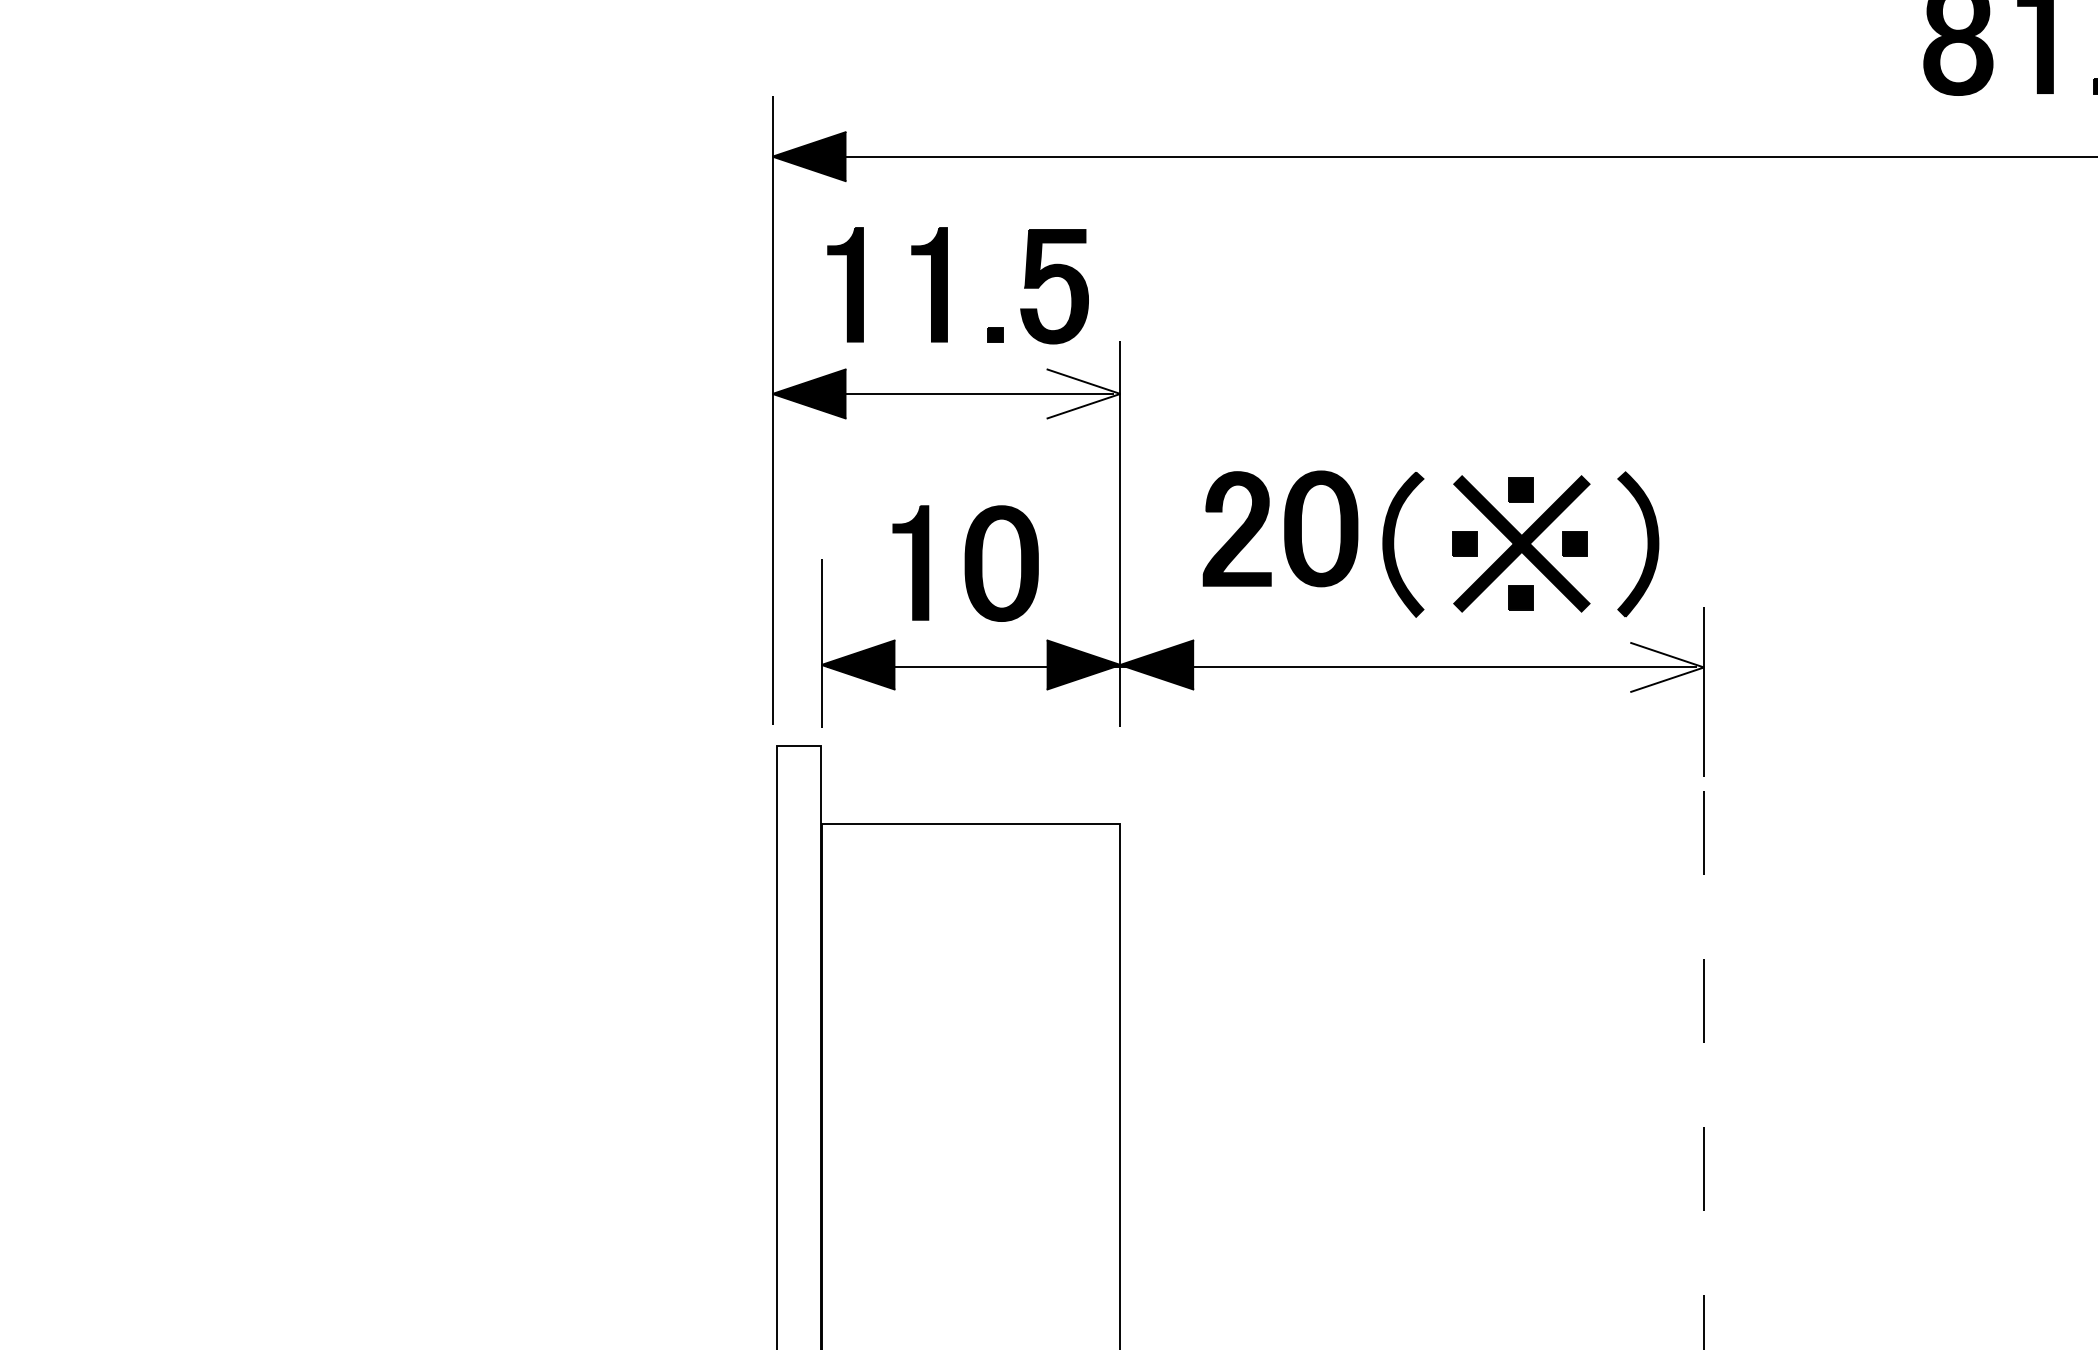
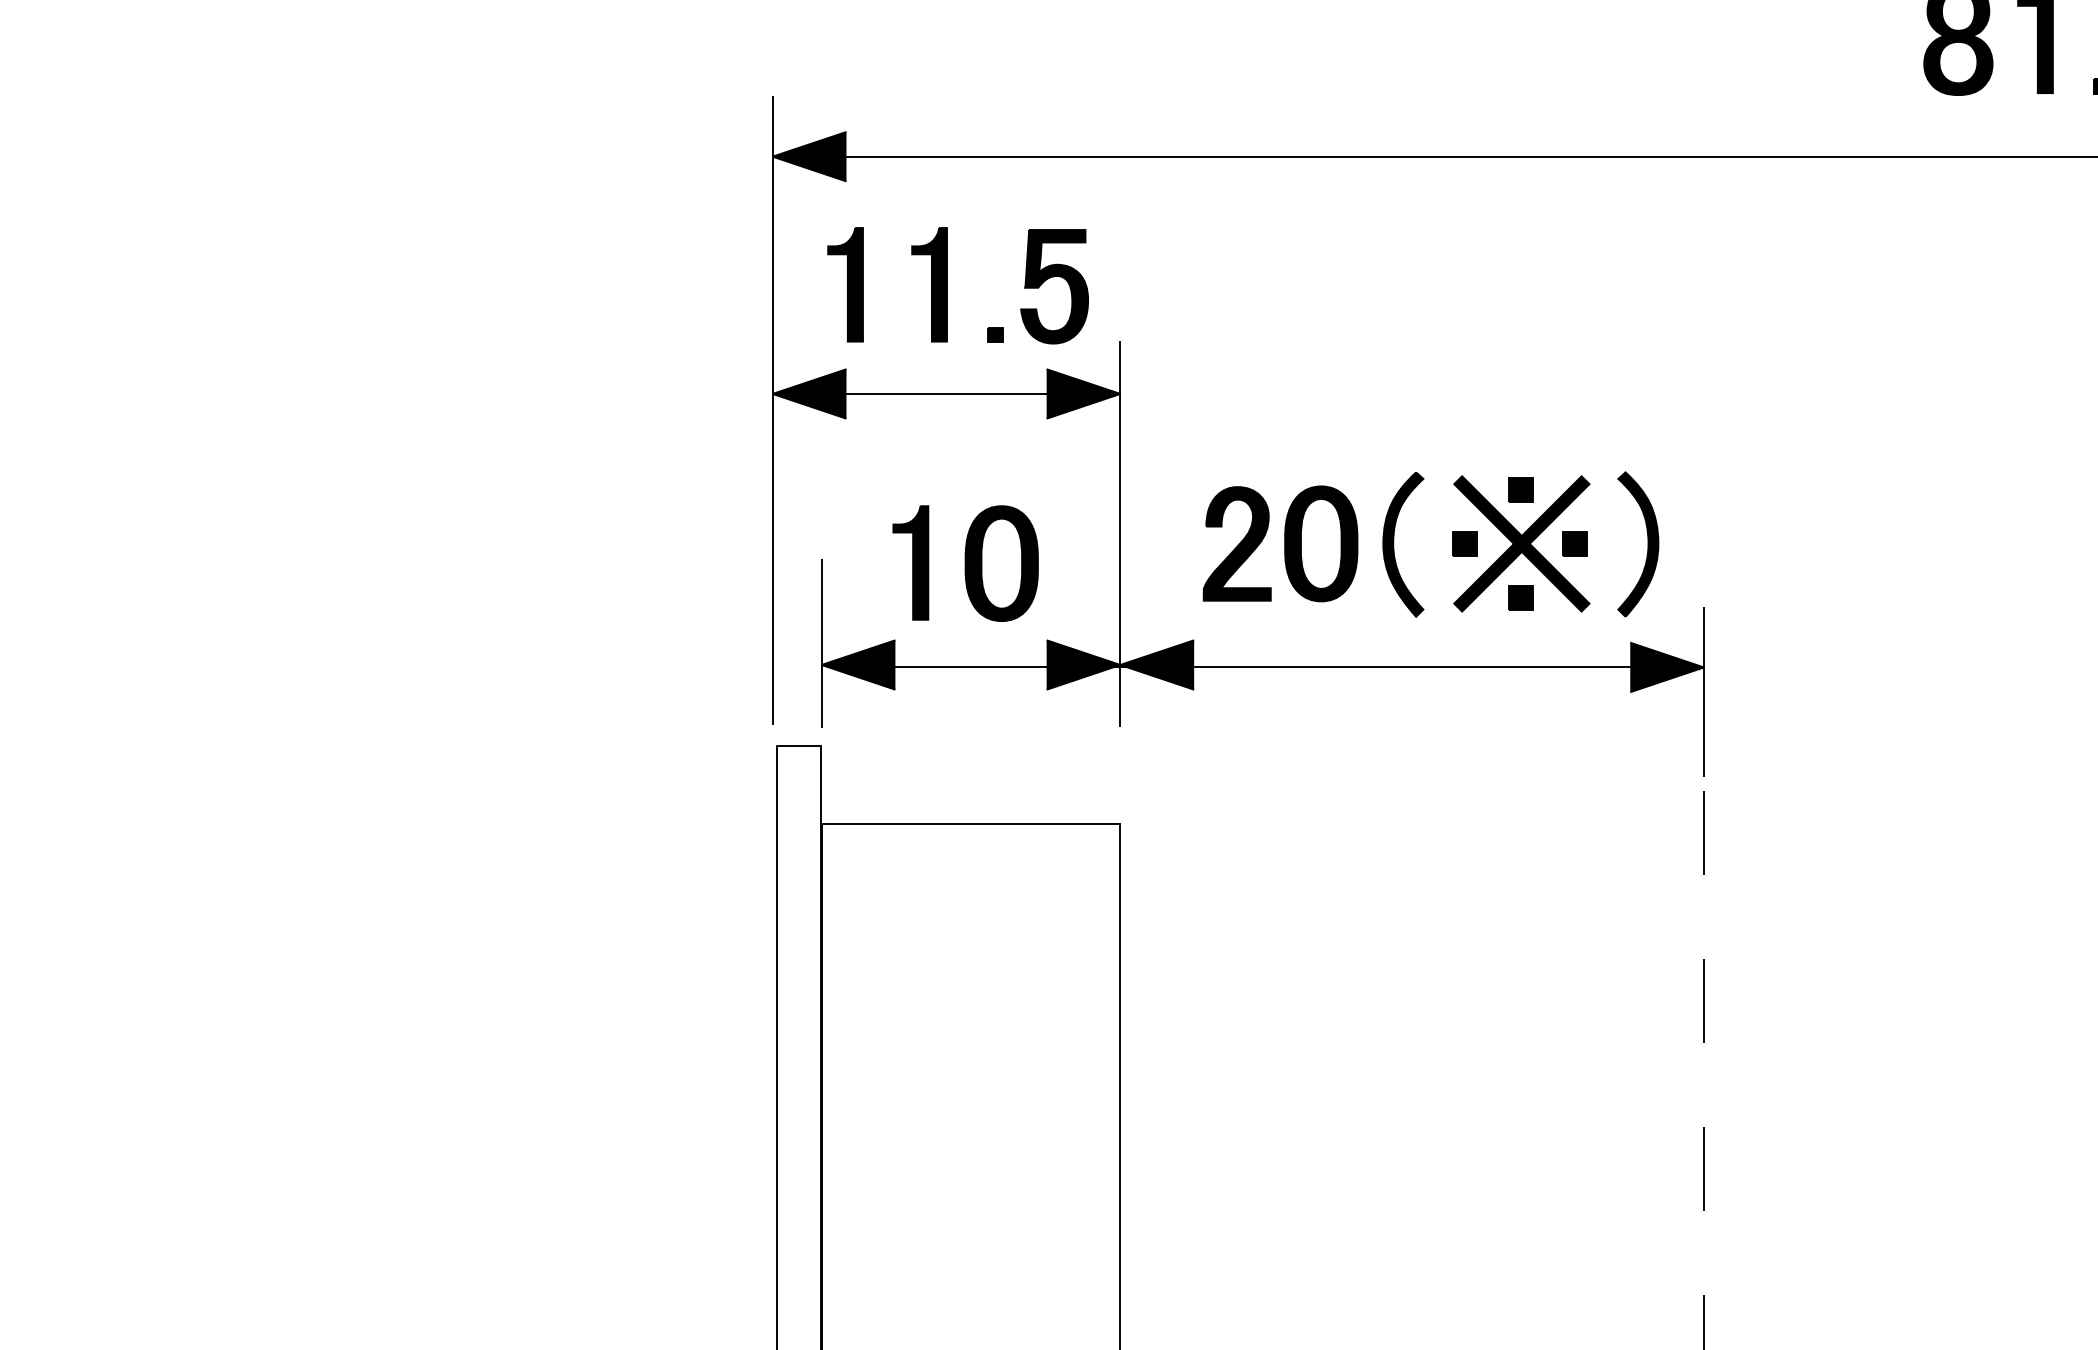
fill: none -> present (1083, 393)
part position: (1280, 528) -> (1280, 543) (1280, 543)
fill: none -> present (1666, 667)
